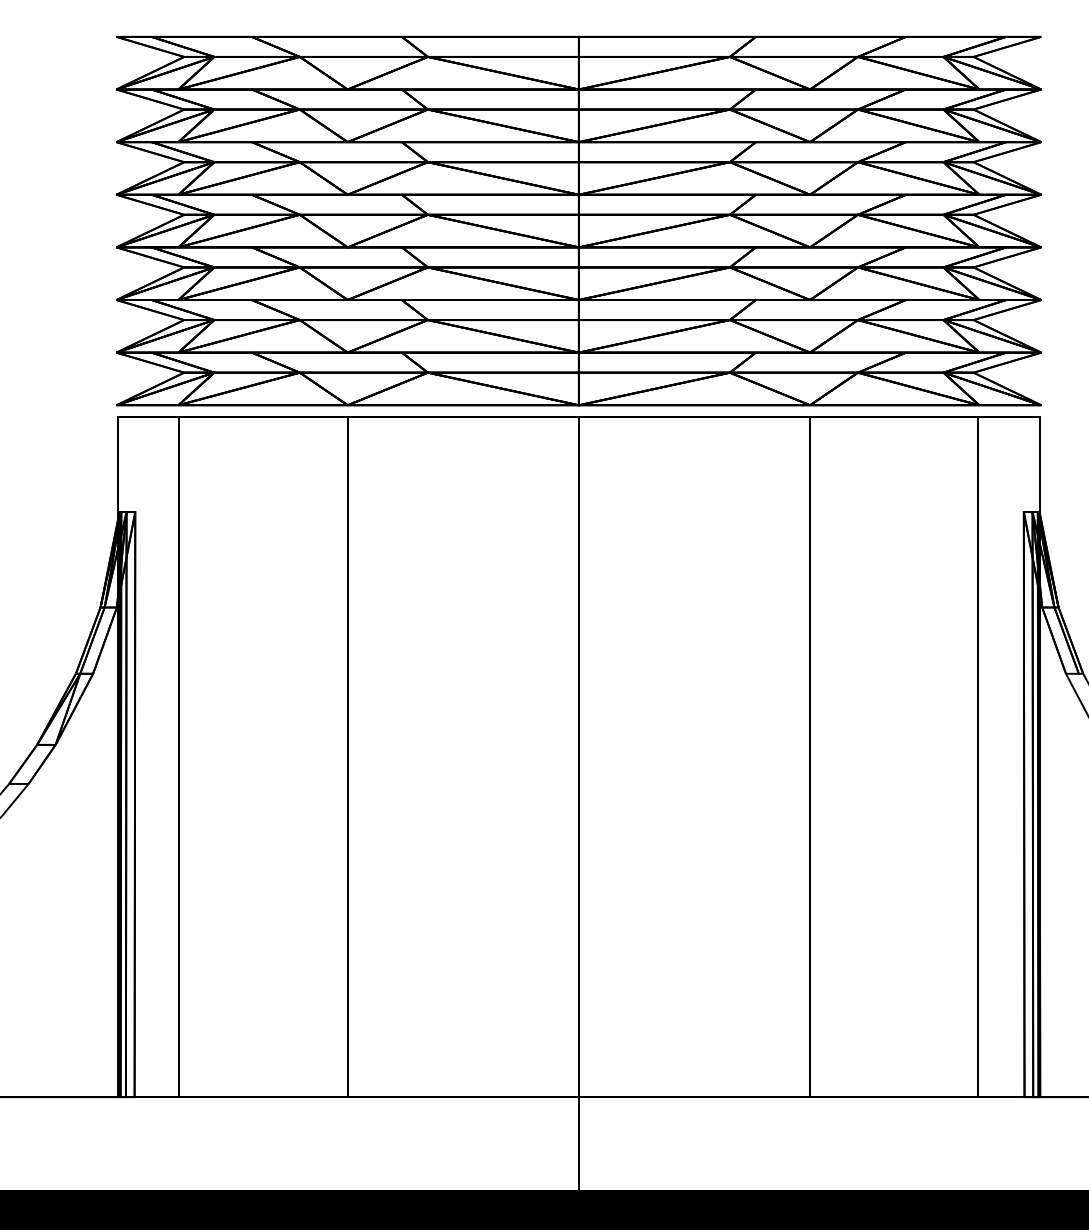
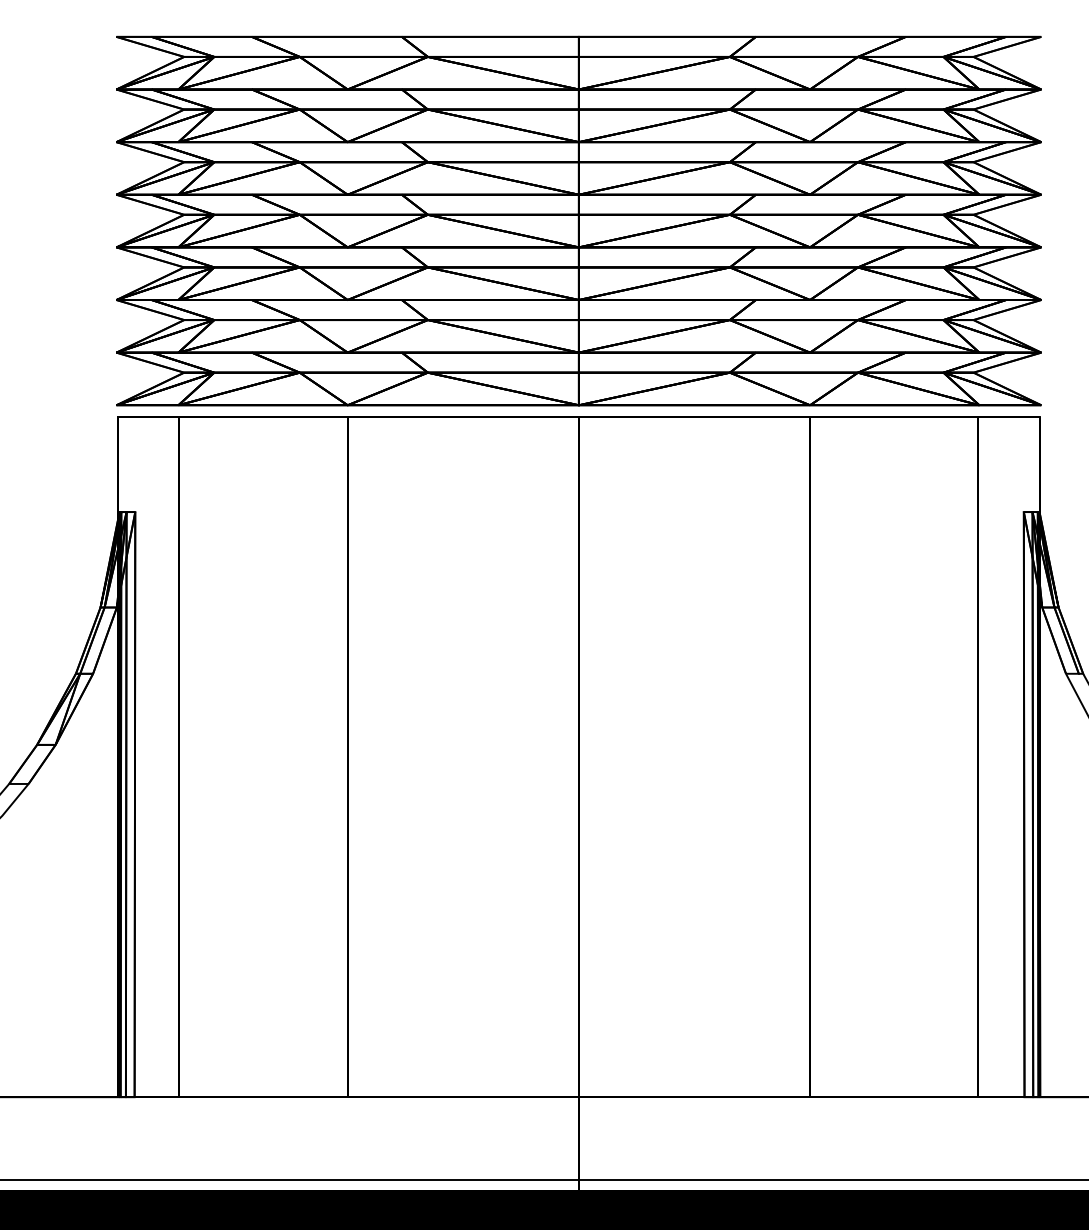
line: none -> present (543, 1180)
